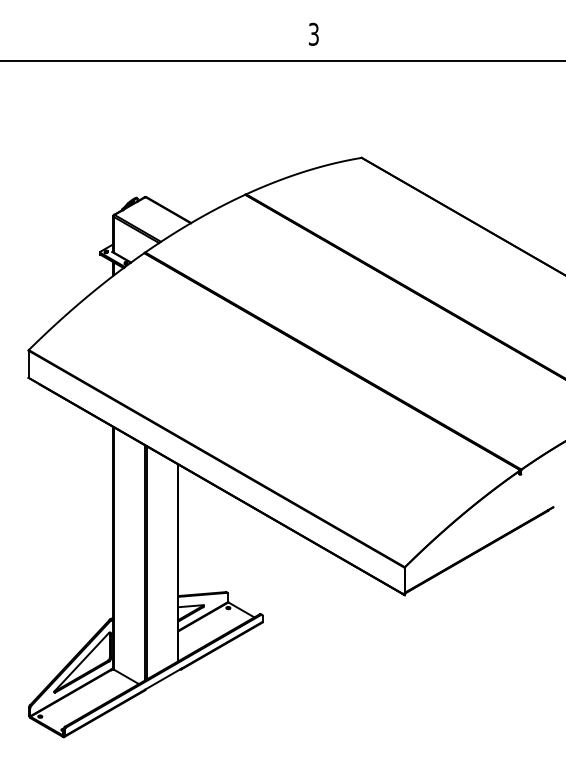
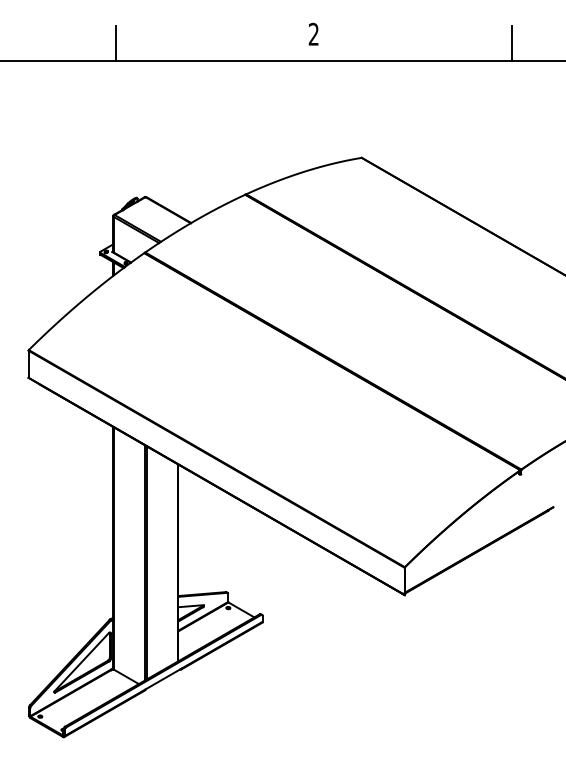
text: 3 -> 2 (313, 34)
line: none -> present (115, 42)
line: none -> present (512, 42)
